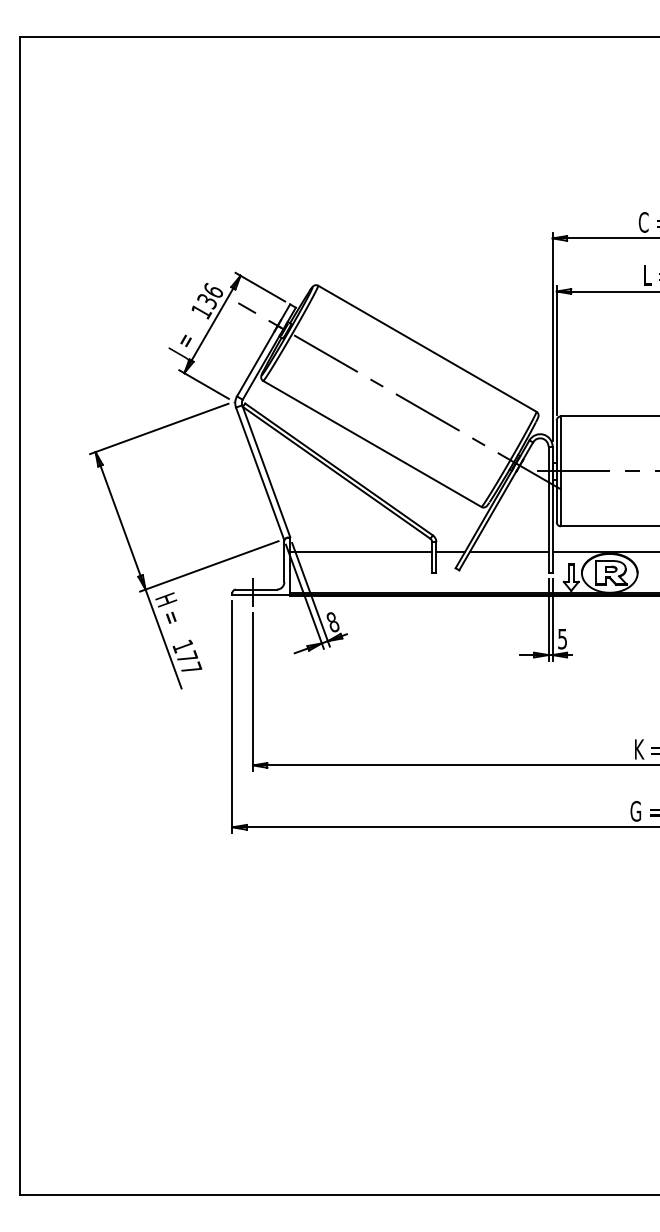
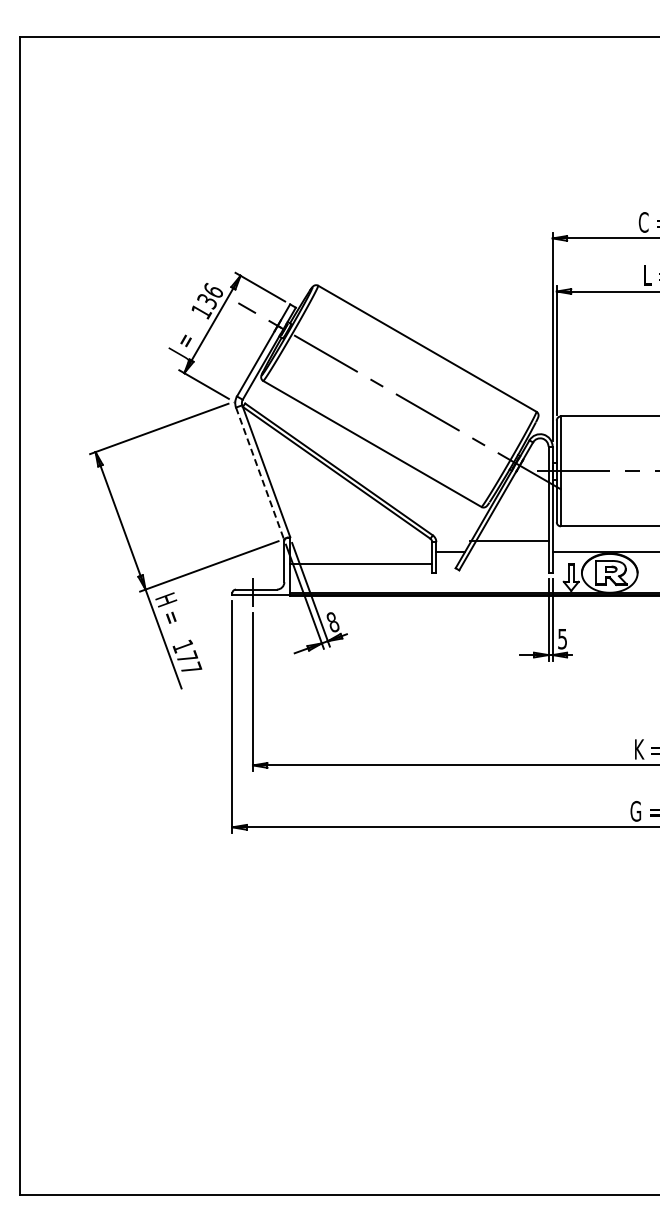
line: solid -> dashed (260, 473)
line position: (361, 552) -> (361, 564) (361, 564)
line position: (508, 552) -> (508, 541) (508, 541)
